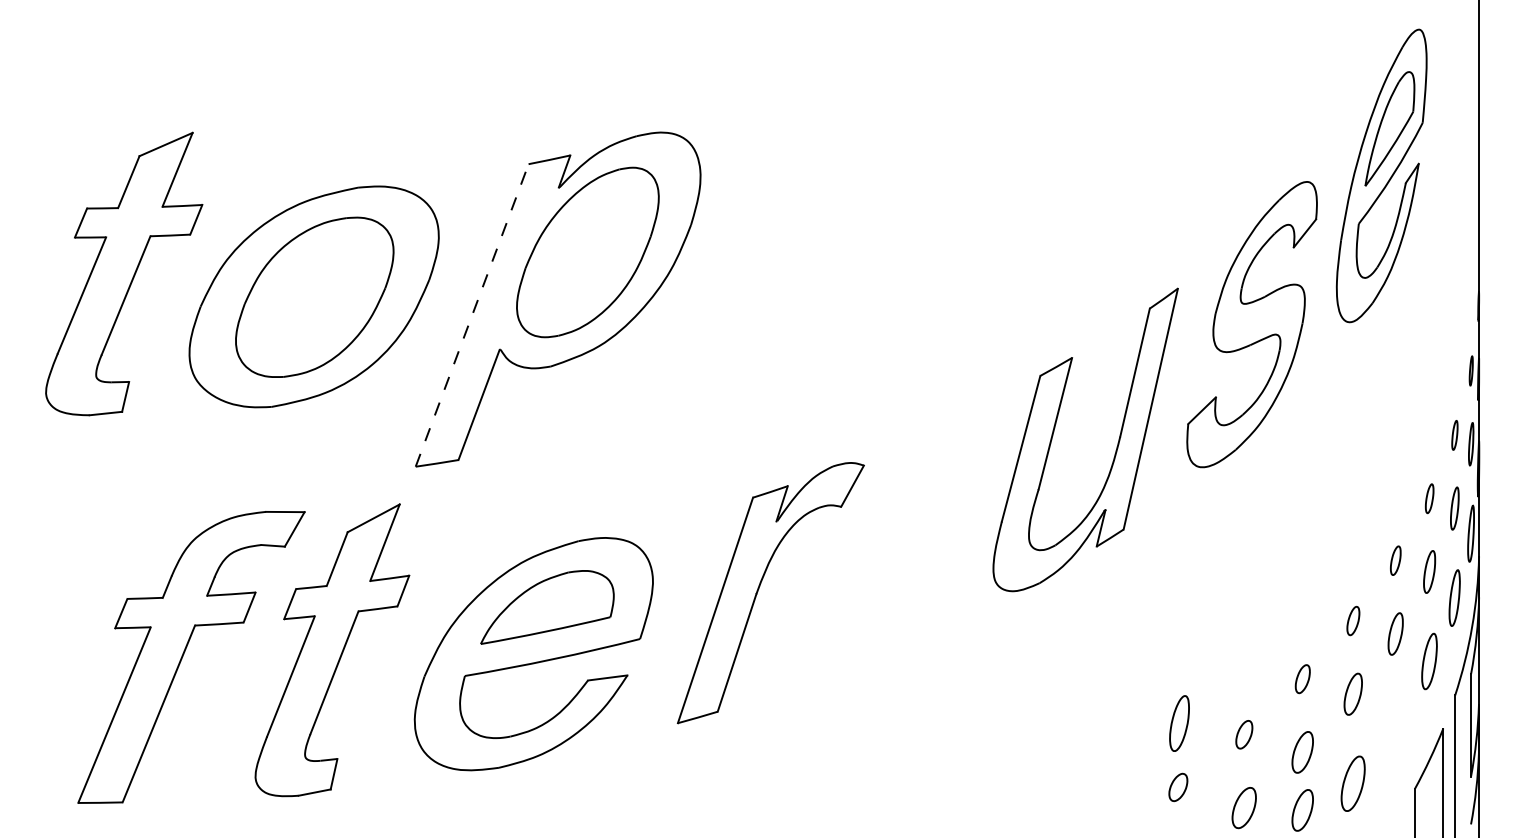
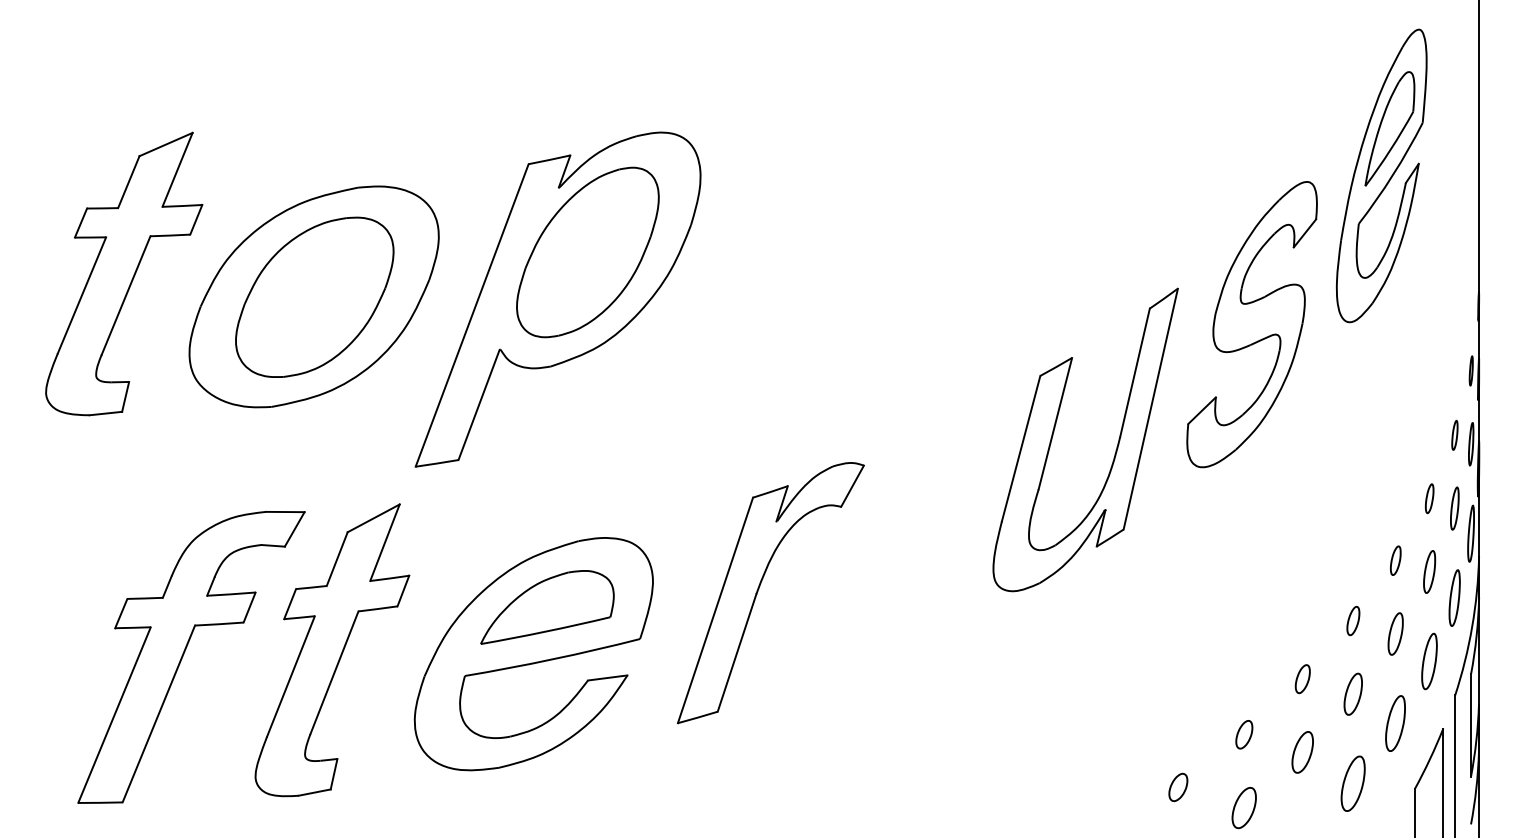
line: dashed -> solid (472, 315)
part position: (1179, 723) -> (1395, 723) (1395, 723)
part: present -> none (1302, 810)
